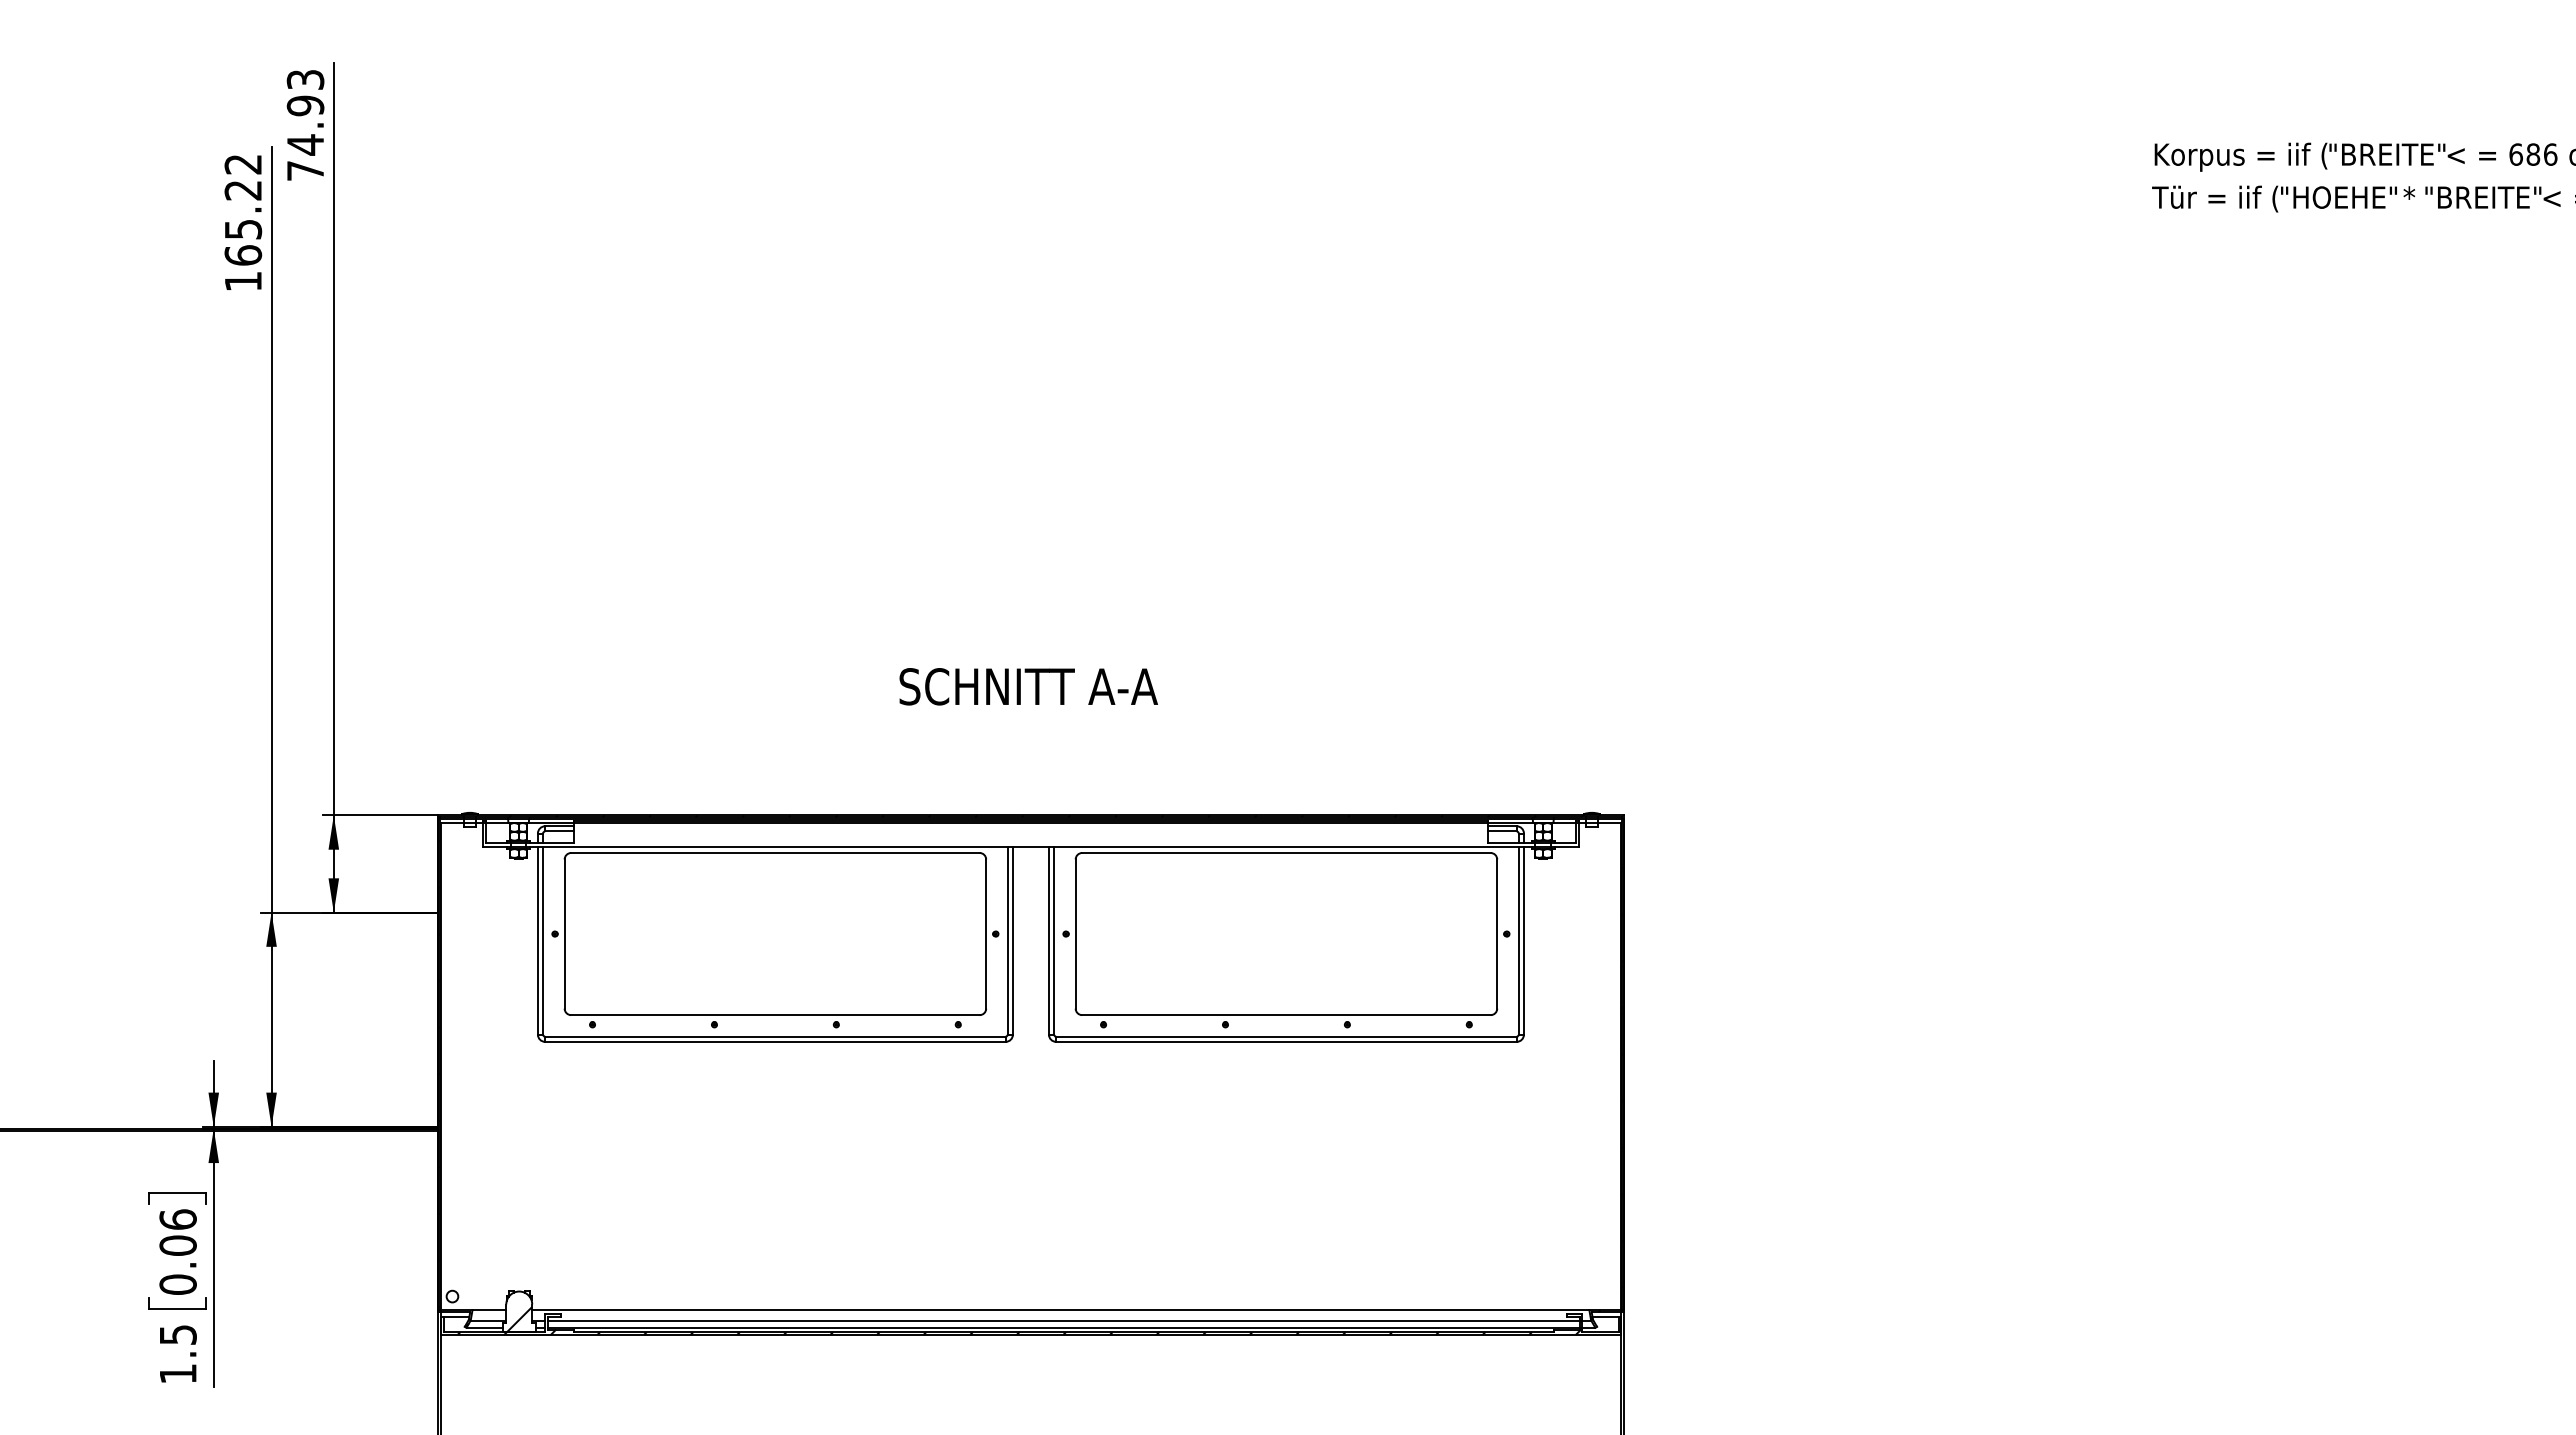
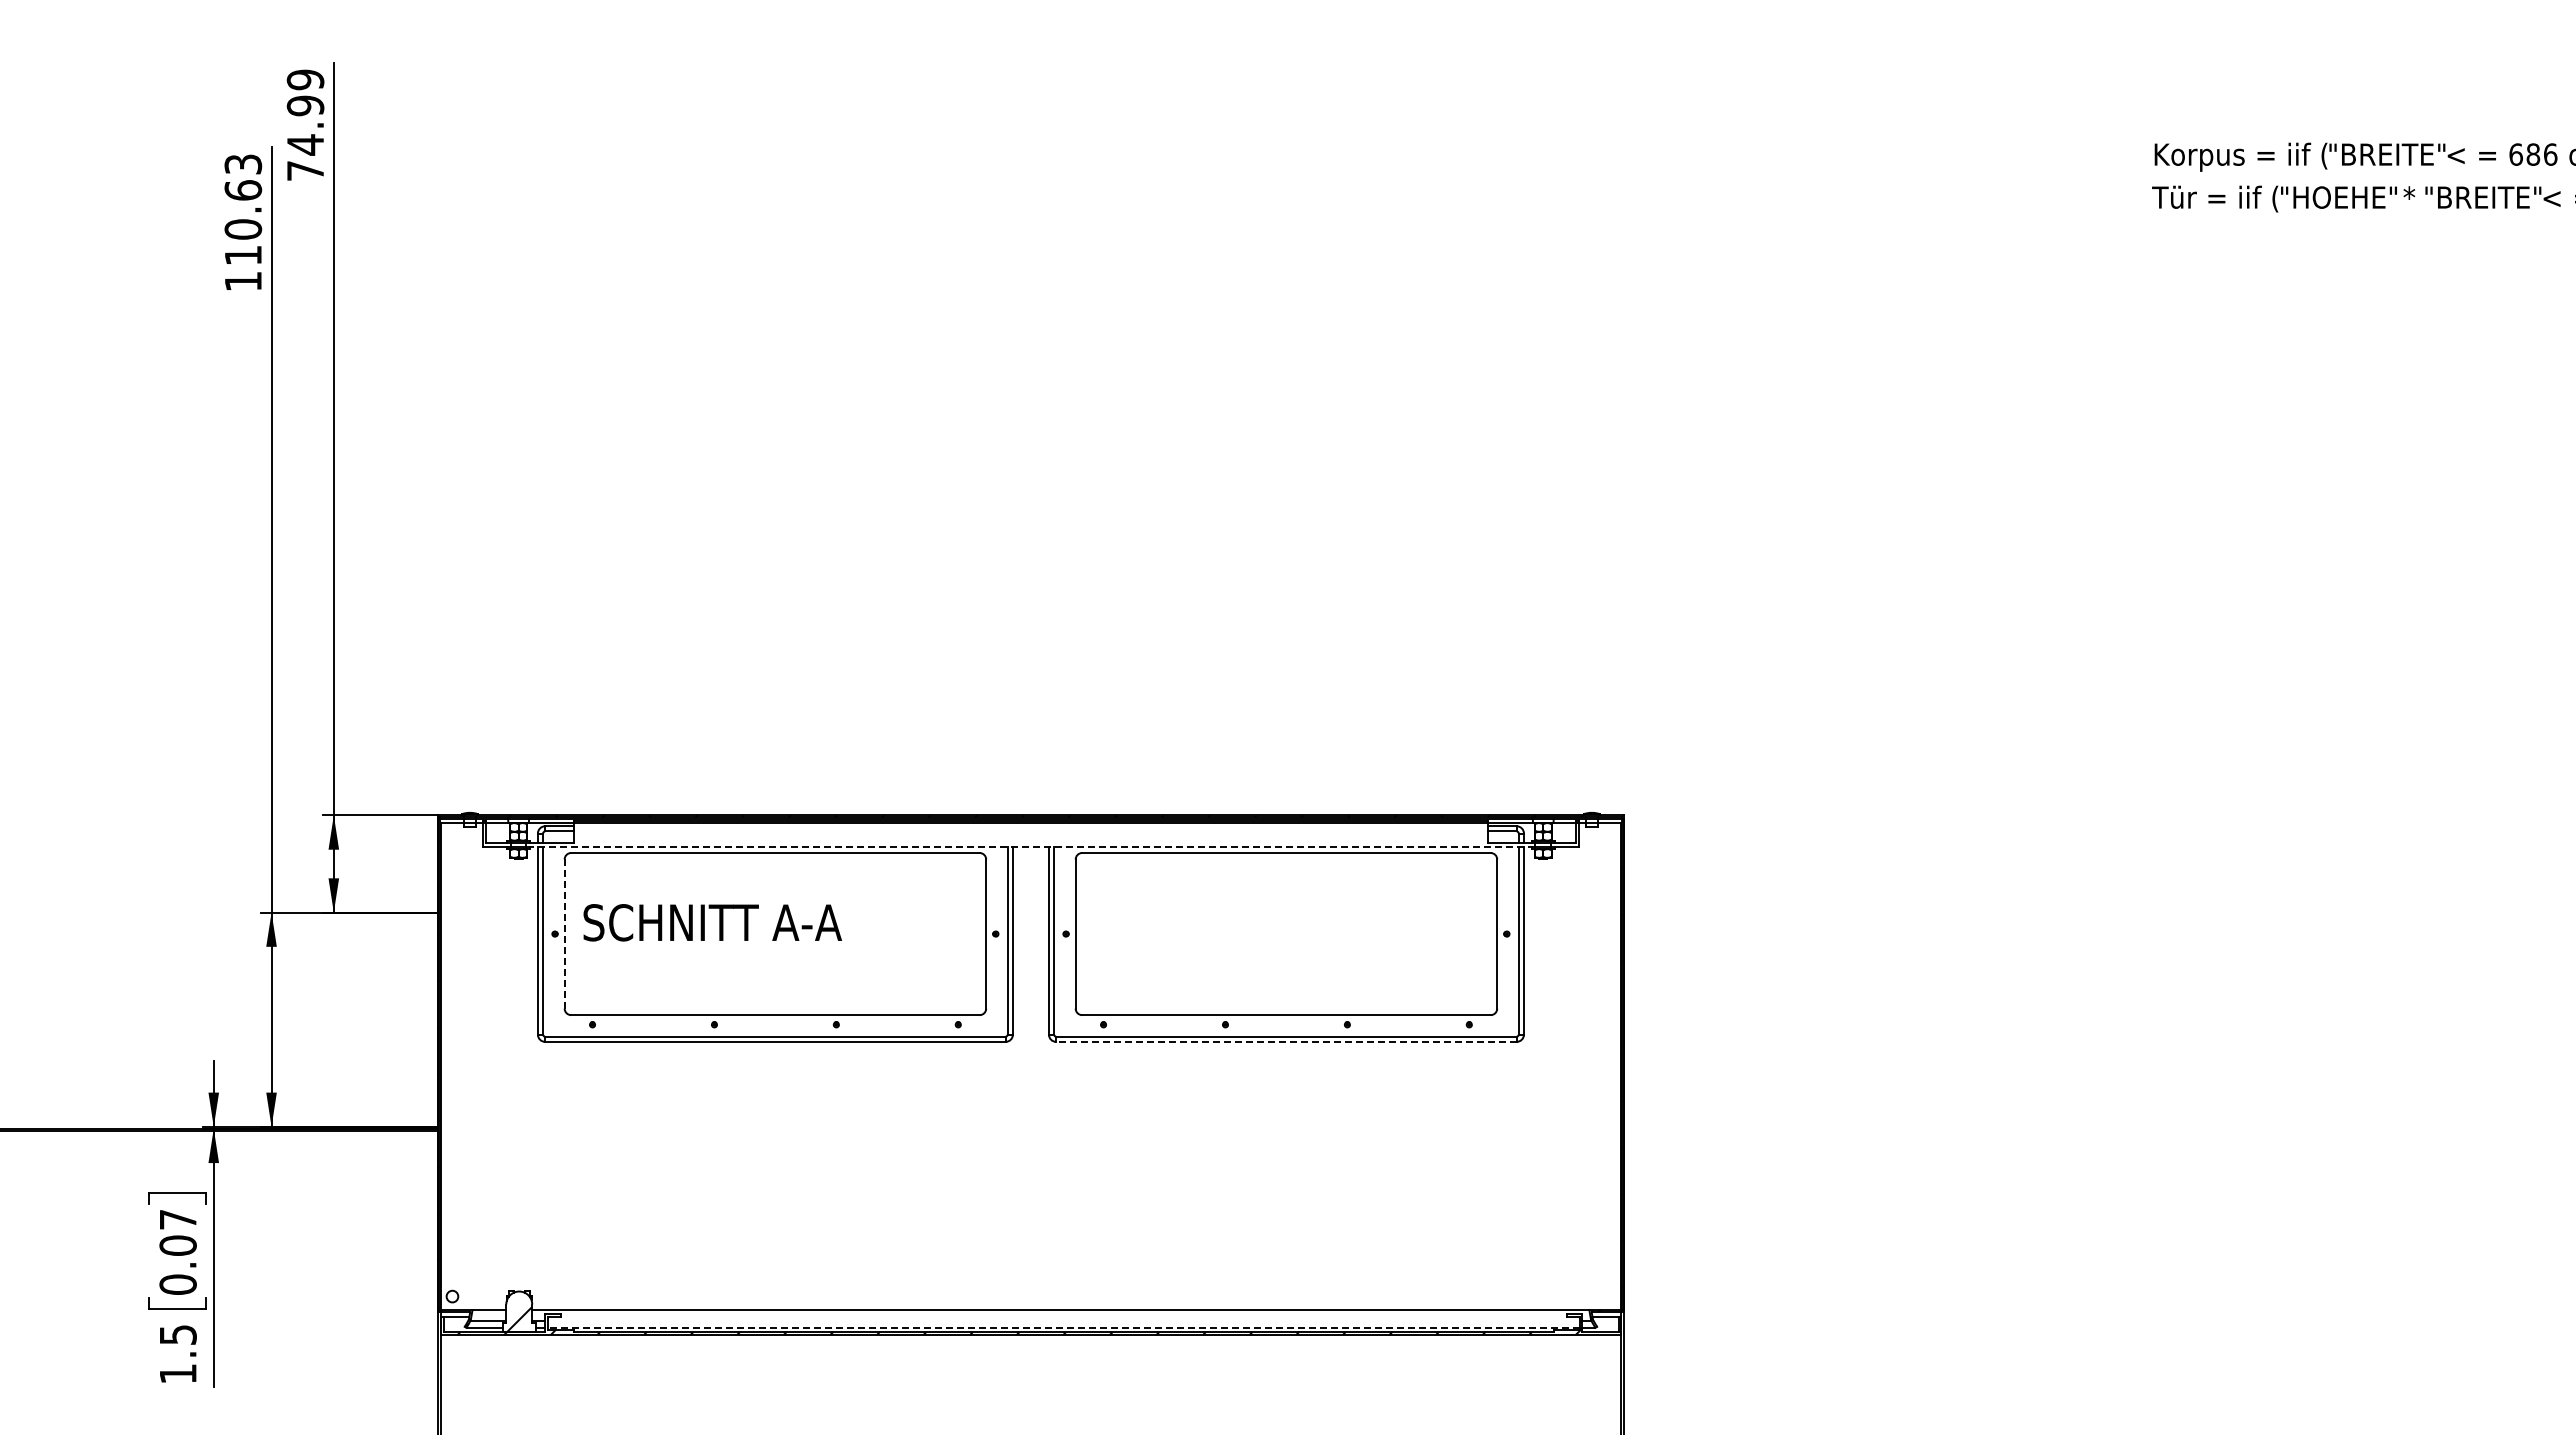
text: 74.93 -> 74.99 (305, 79)
text: 165.22 -> 110.63 (243, 209)
text position: (1028, 686) -> (712, 922) (712, 922)
line: solid -> dashed (1030, 846)
line: solid -> dashed (564, 934)
line: solid -> dashed (1285, 1041)
text: 0.06 -> 0.07 (177, 1219)
line: present -> none (1063, 1320)
line: solid -> dashed (1063, 1327)
